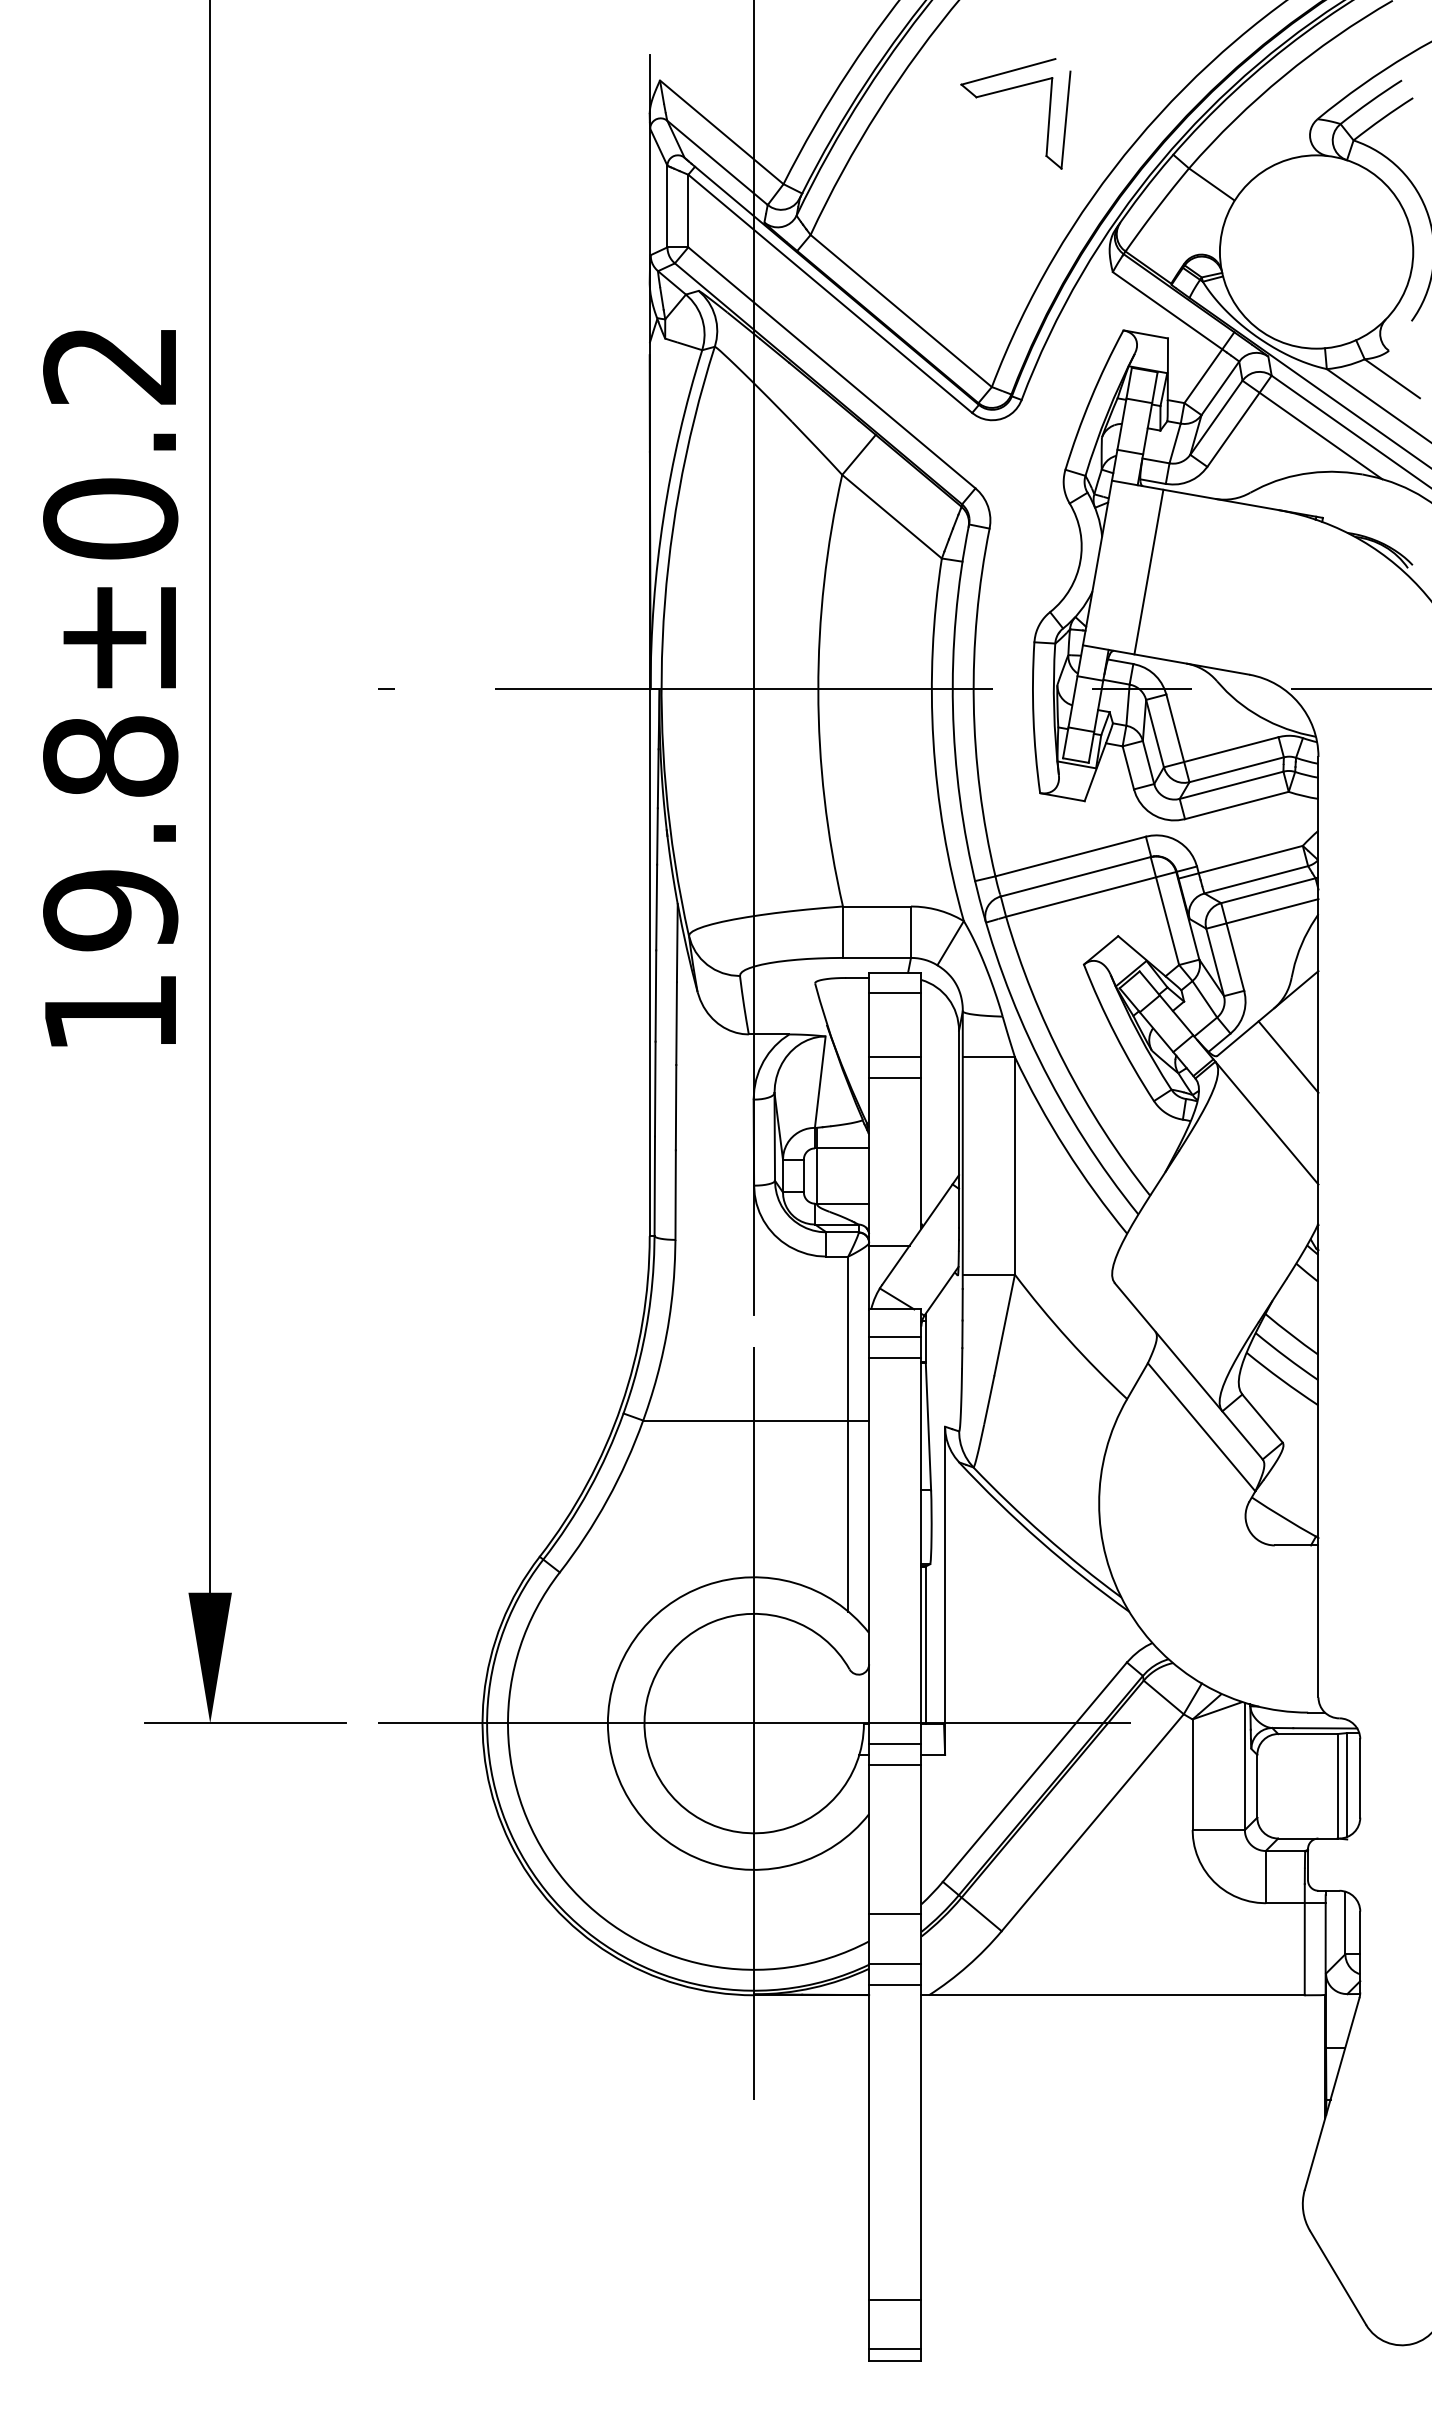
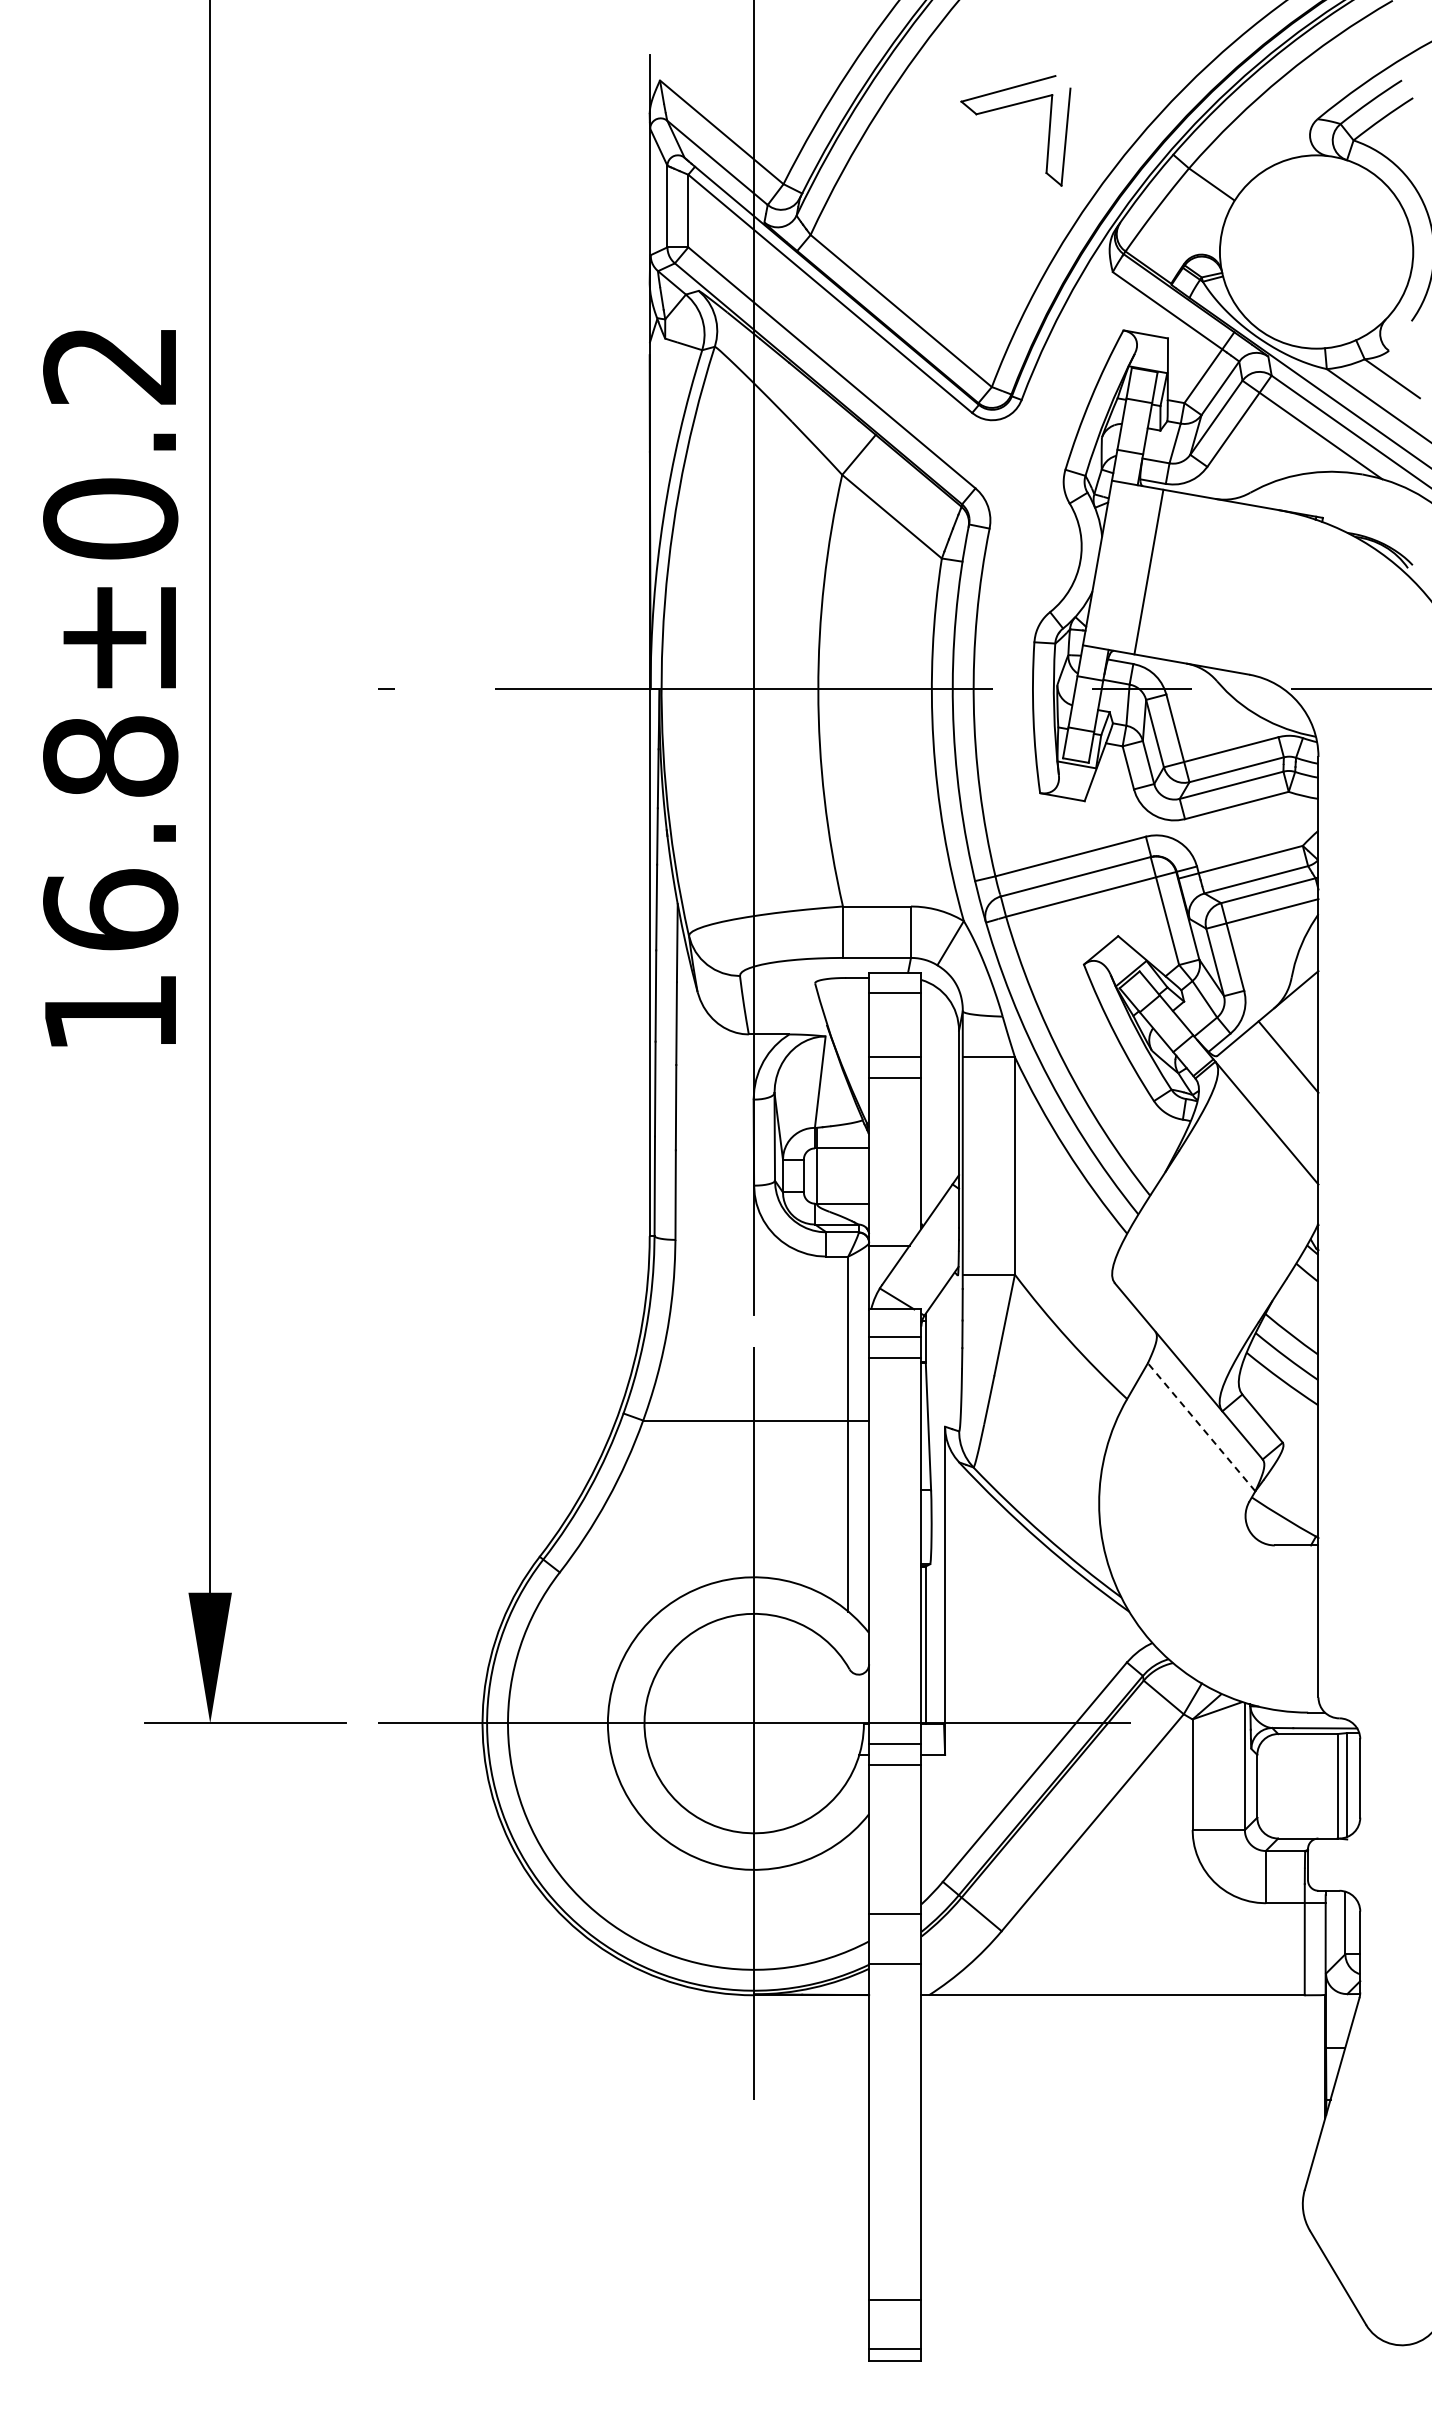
part position: (1008, 90) -> (1008, 107) (1008, 107)
text: 19.8±0.2 -> 16.8±0.2 (110, 910)
line: solid -> dashed (1201, 1427)
line: present -> none (895, 1984)
